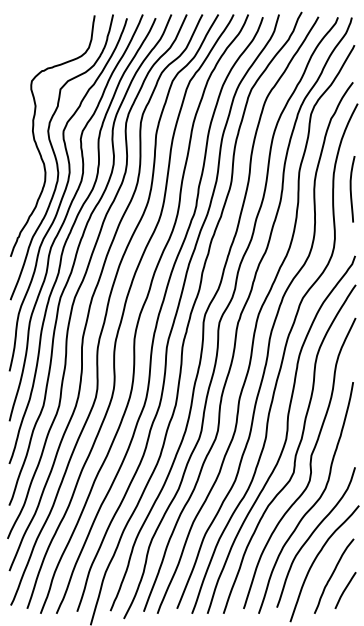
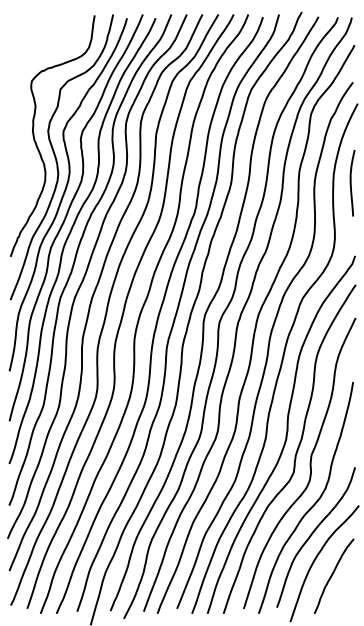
curve position: (351, 189) -> (351, 183) (351, 183)
line: present -> none (345, 590)
